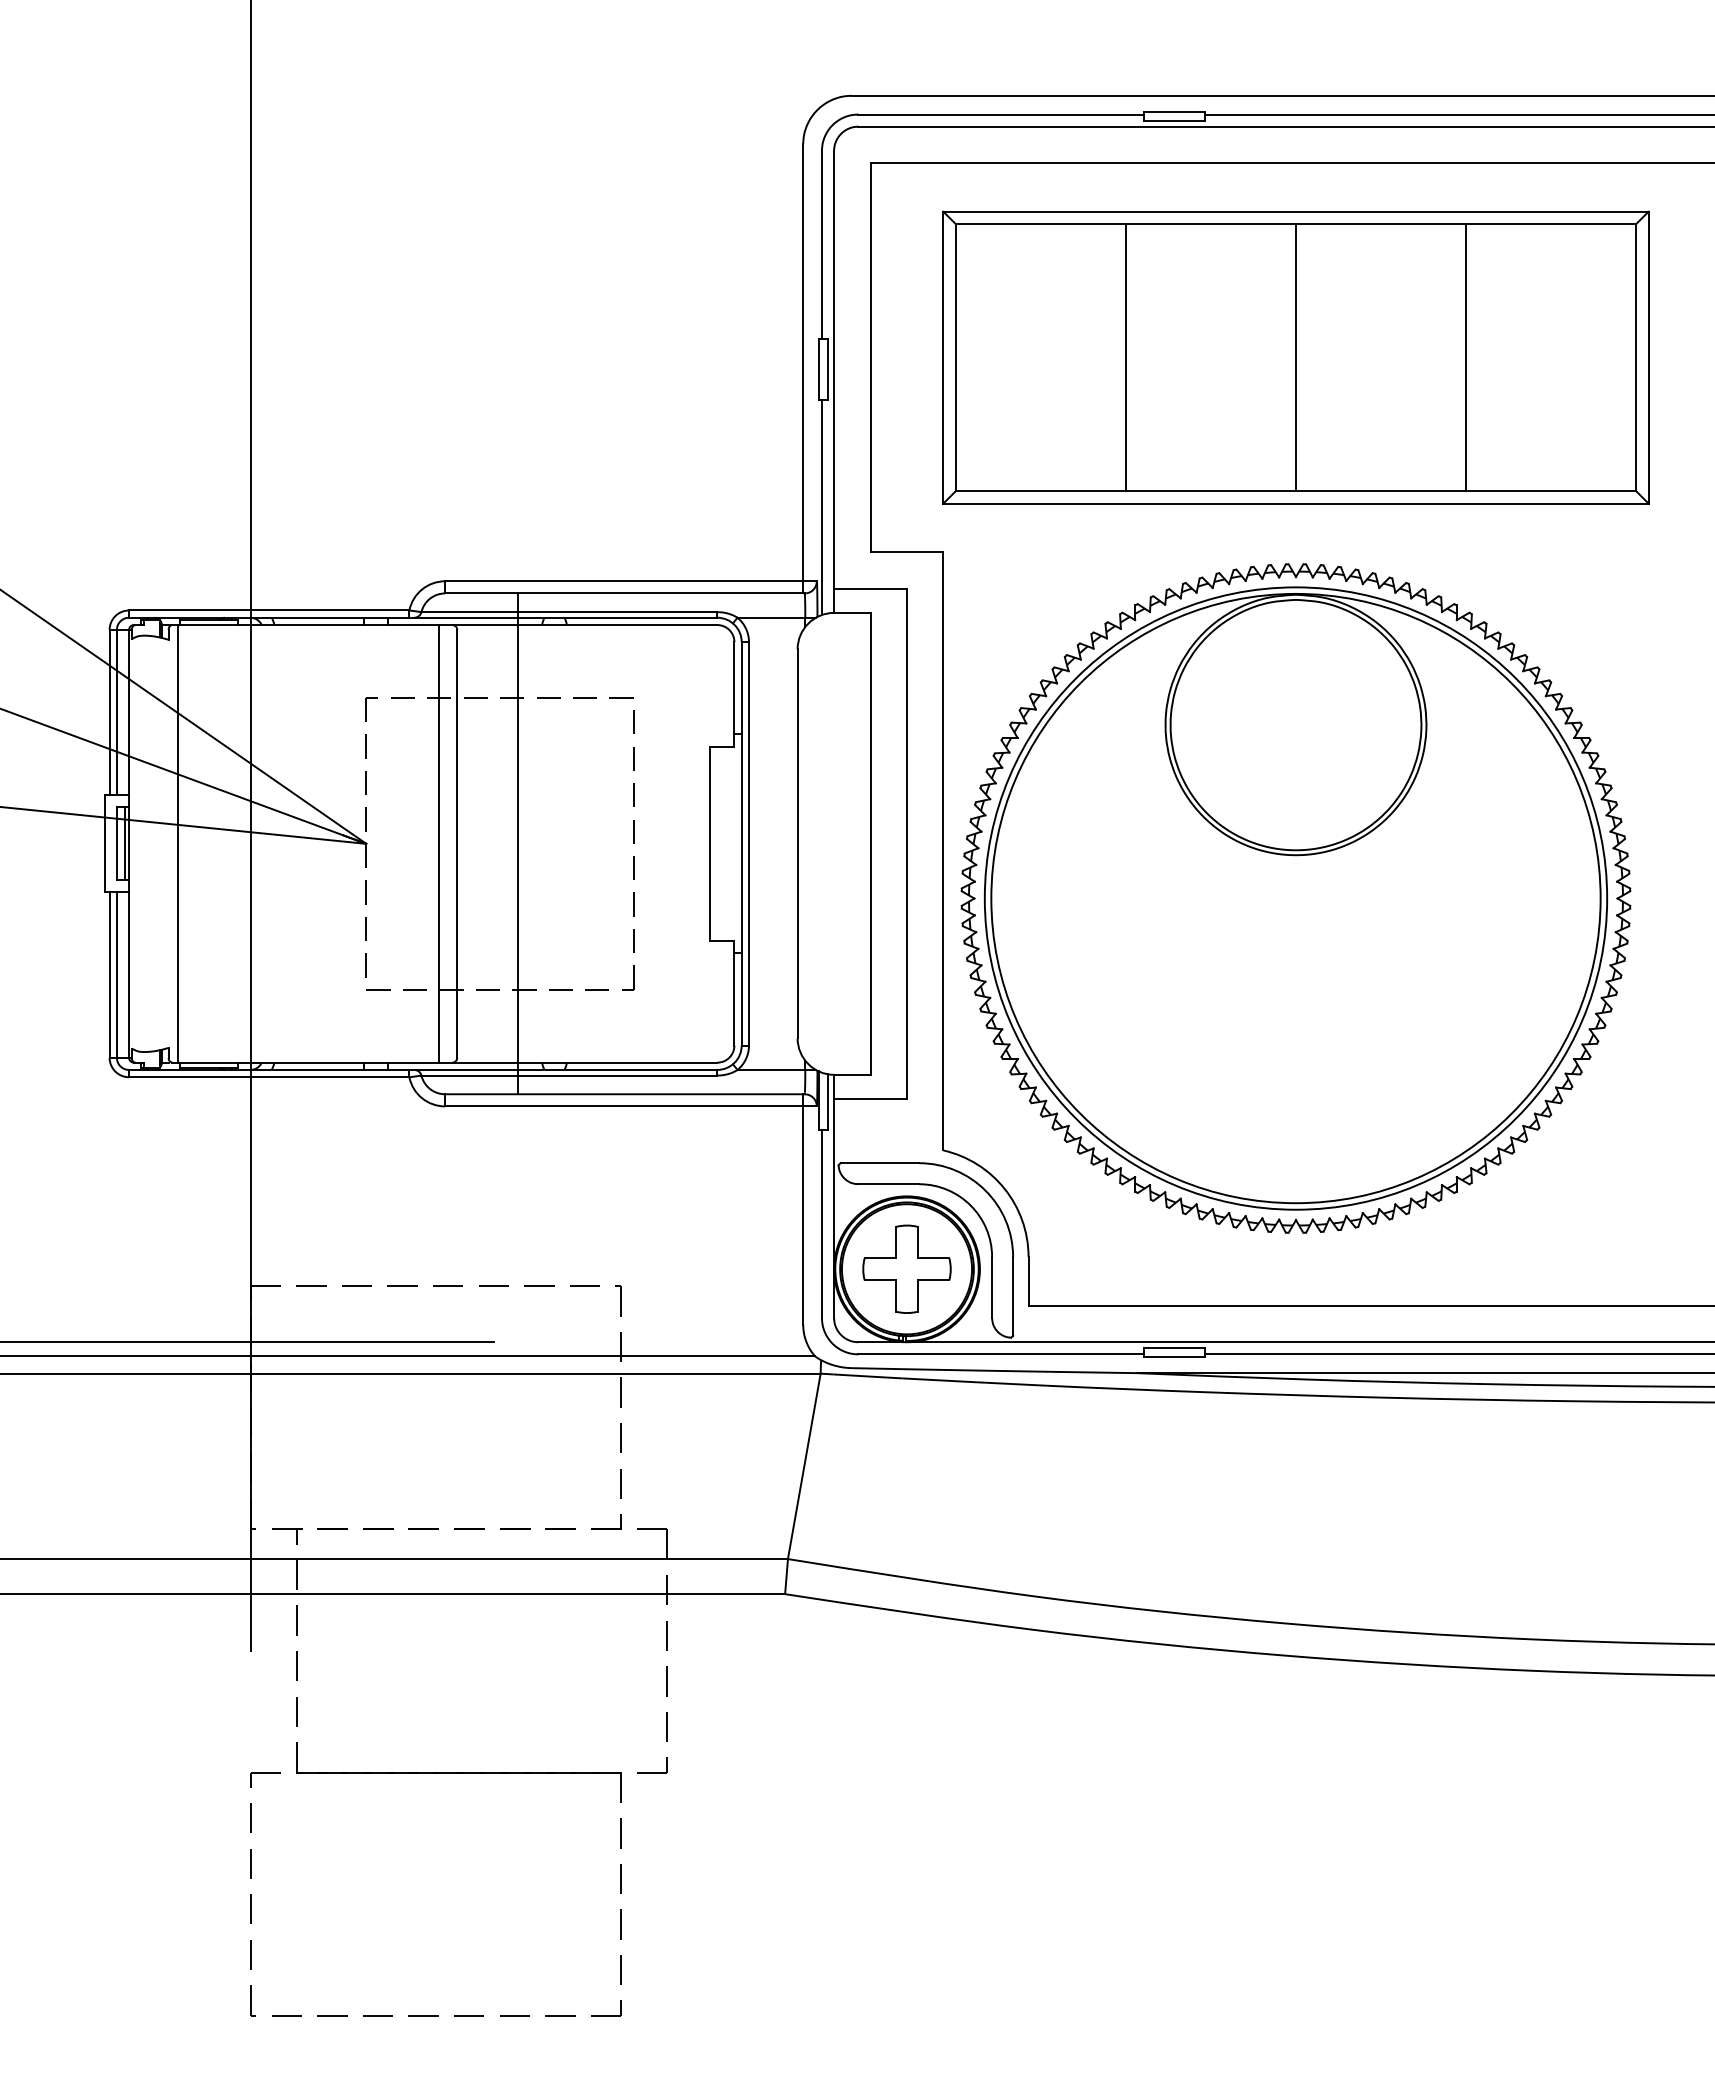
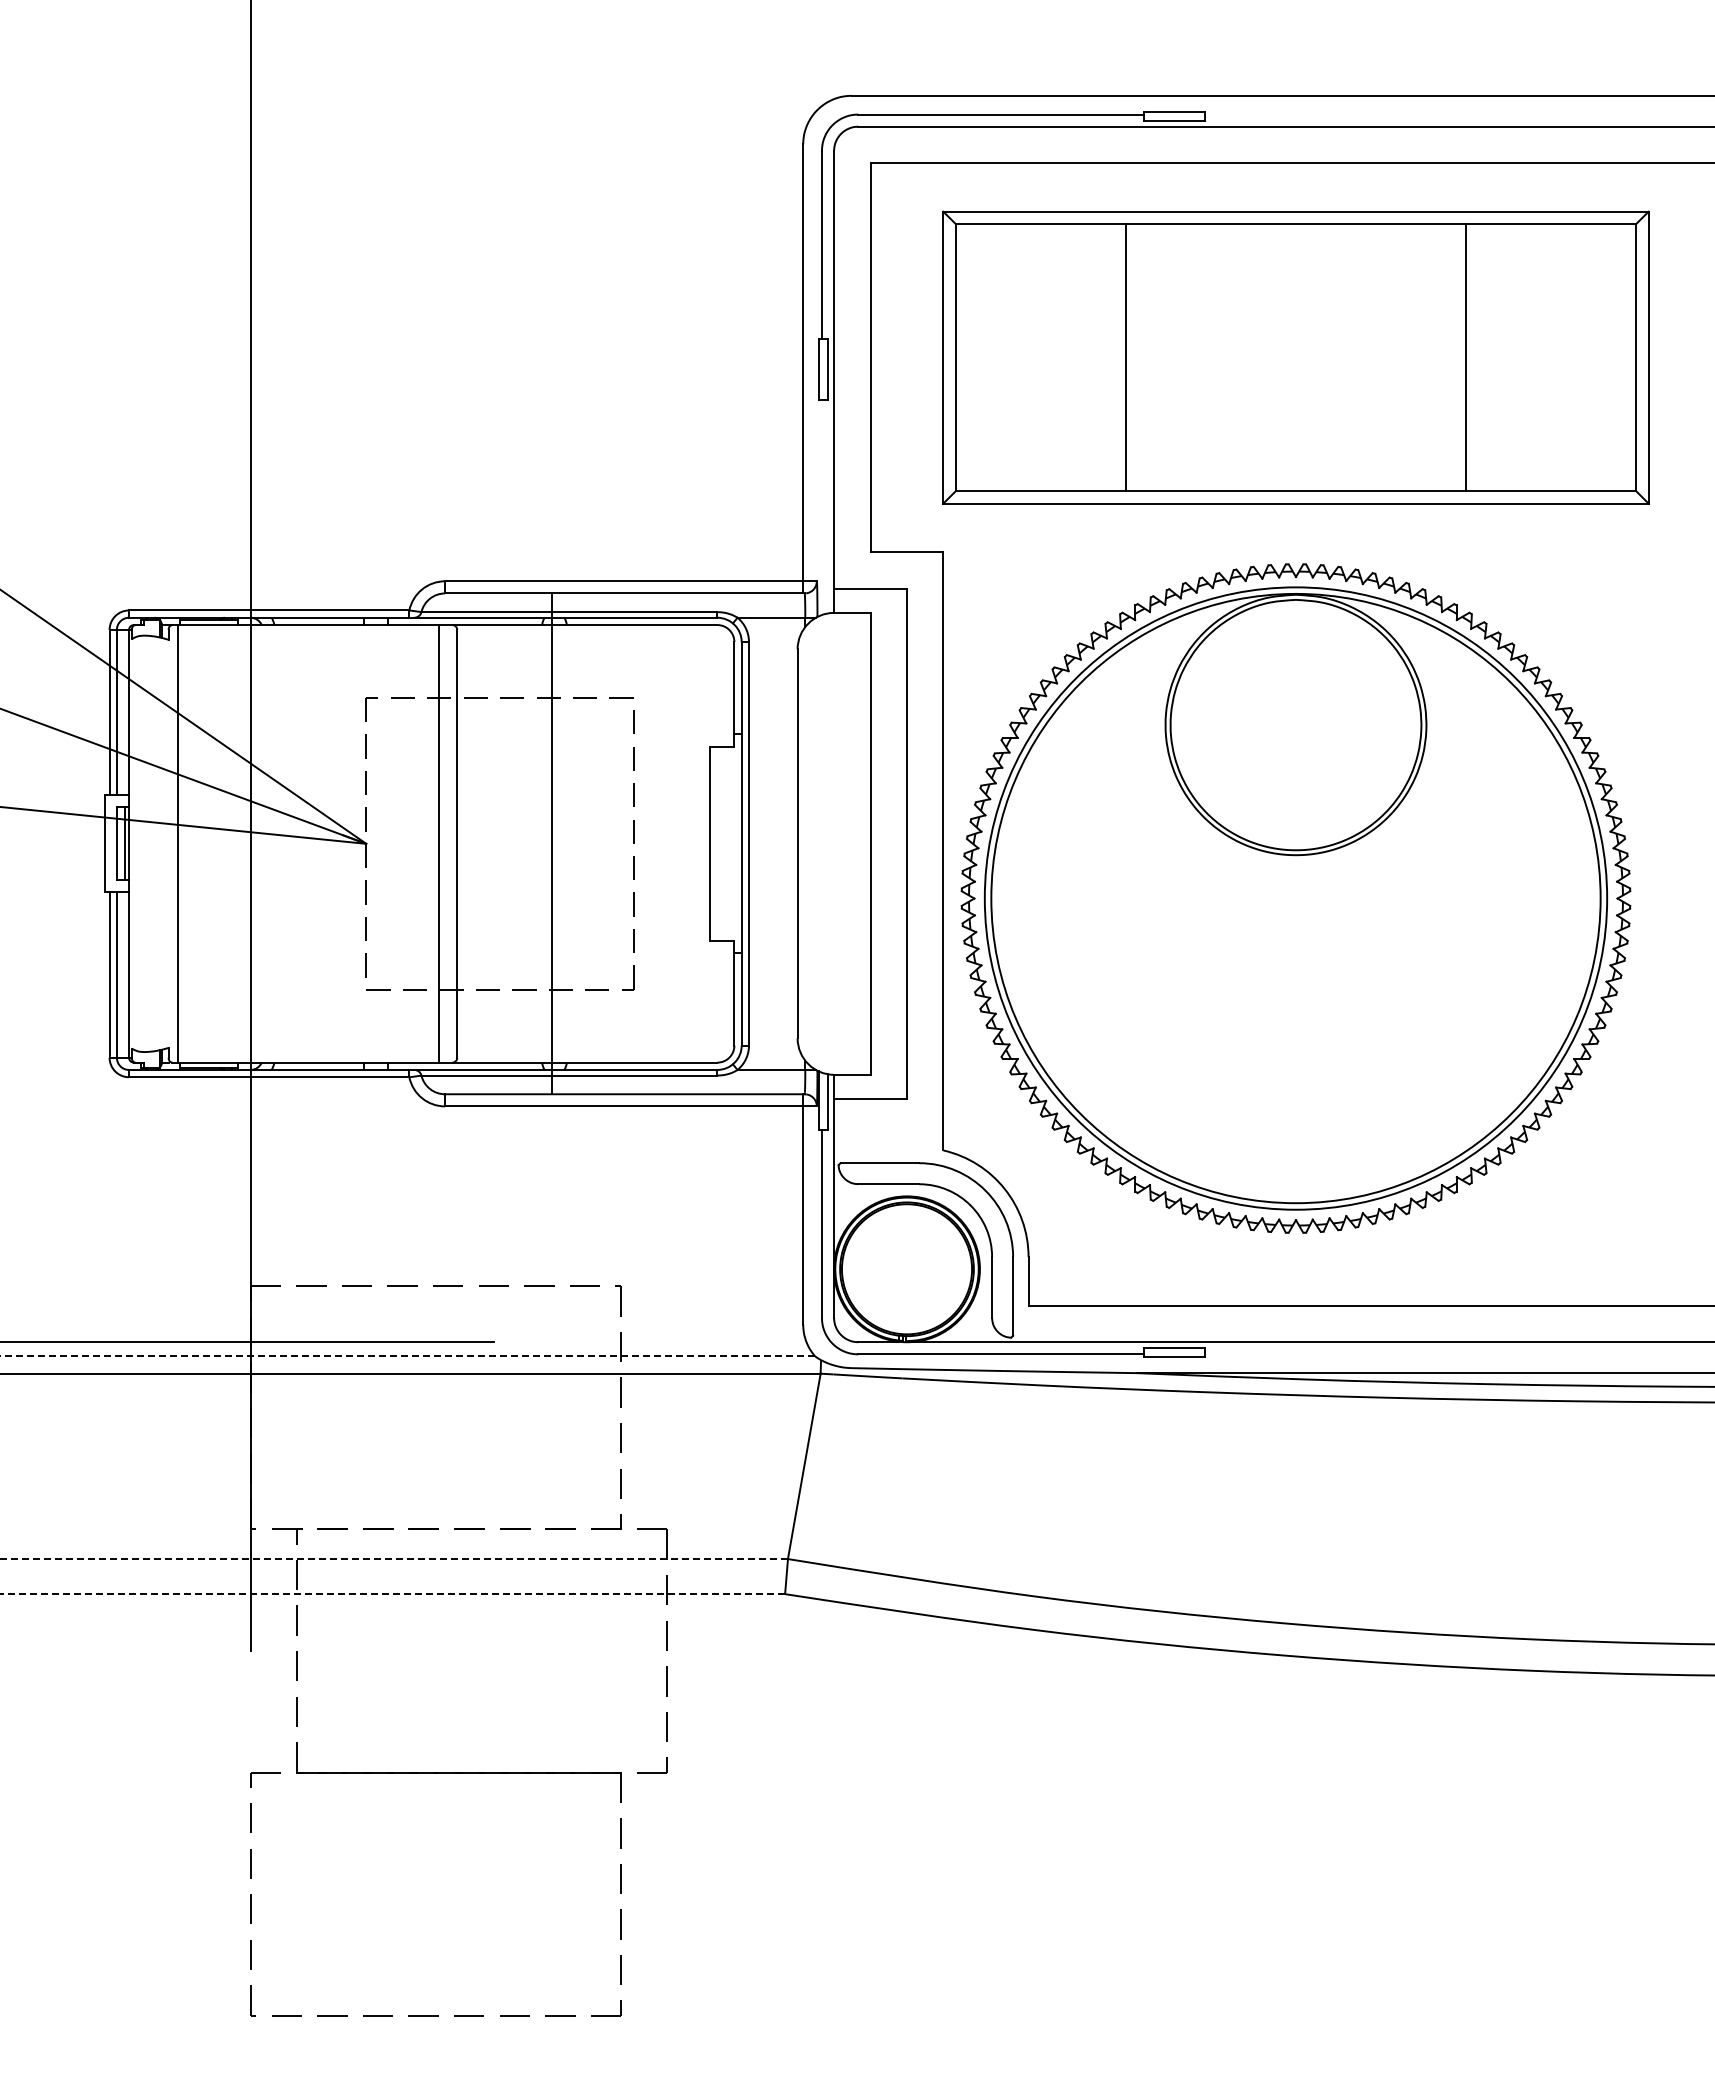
line: present -> none (1457, 114)
line: present -> none (1295, 357)
line: present -> none (821, 507)
line position: (518, 843) -> (552, 843) (552, 843)
part: present -> none (906, 1268)
line: present -> none (1457, 1354)
line: solid -> dashed (407, 1356)
line: solid -> dashed (394, 1558)
line: solid -> dashed (392, 1594)
